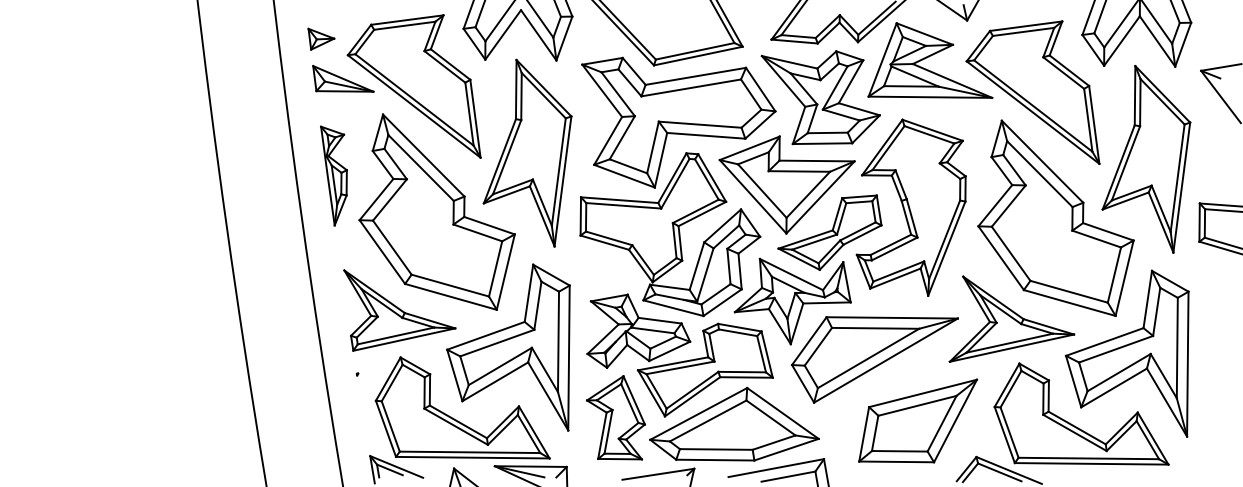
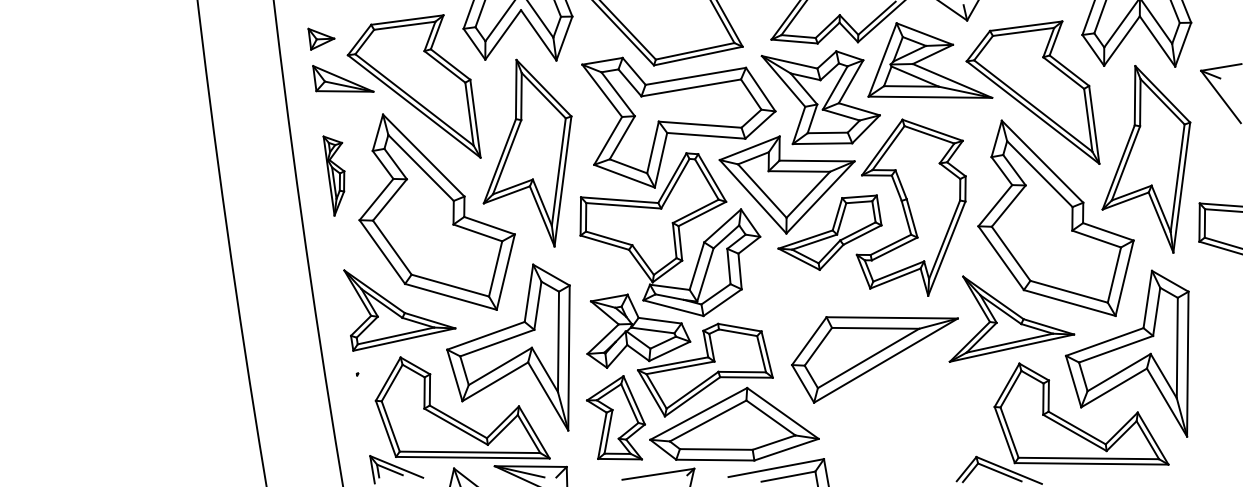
part size: 28x102 px -> 24x82 px (333, 175)
part: present -> none (792, 301)
part: present -> none (918, 420)
